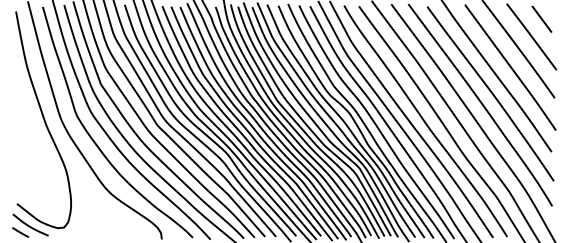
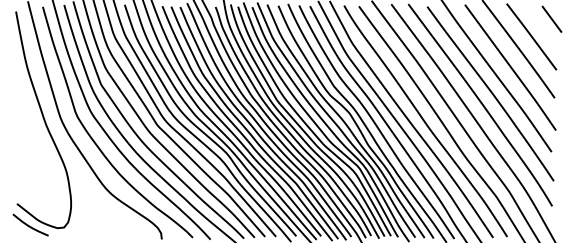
line position: (541, 18) -> (551, 18) (551, 18)
line: present -> none (20, 232)
